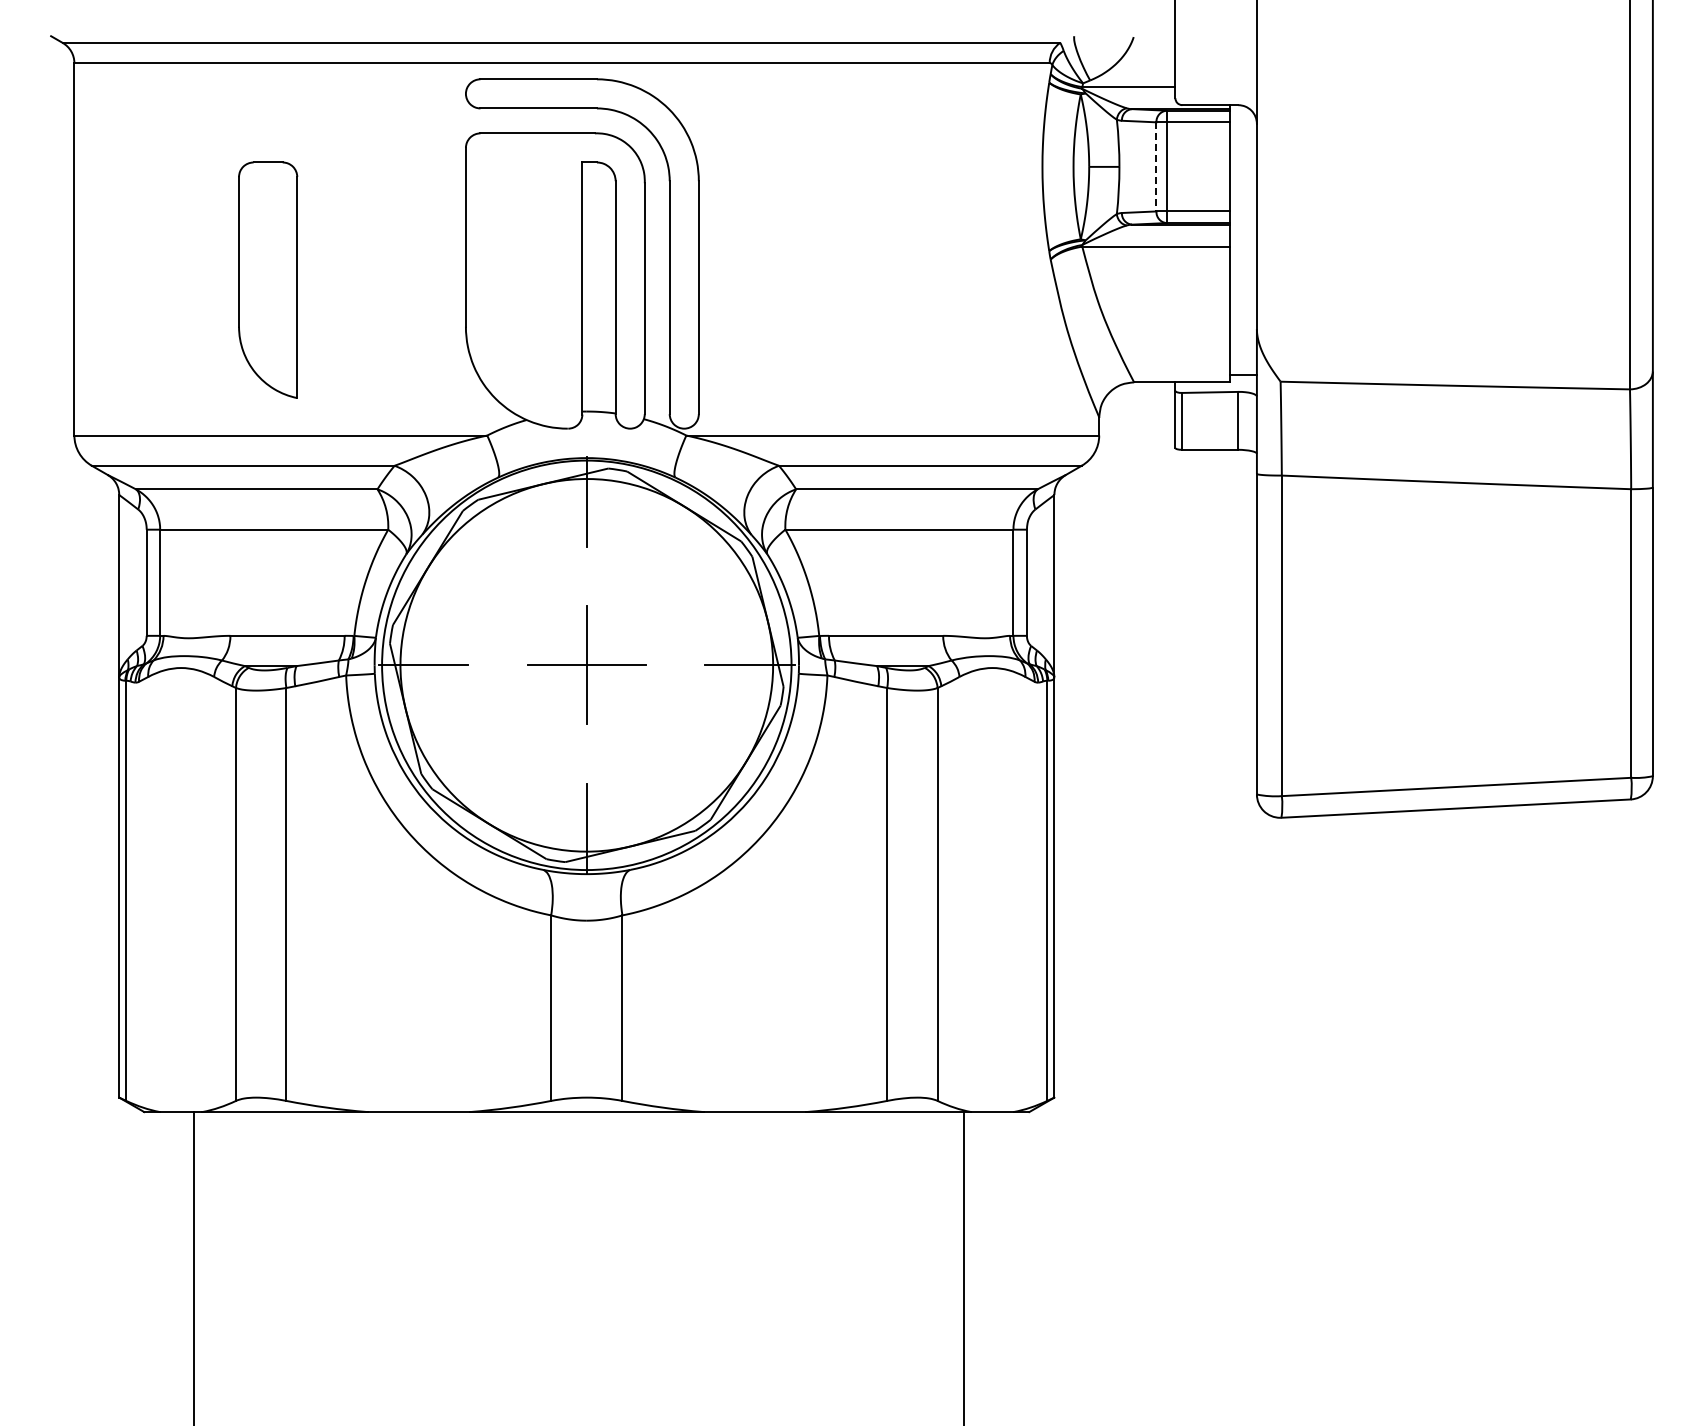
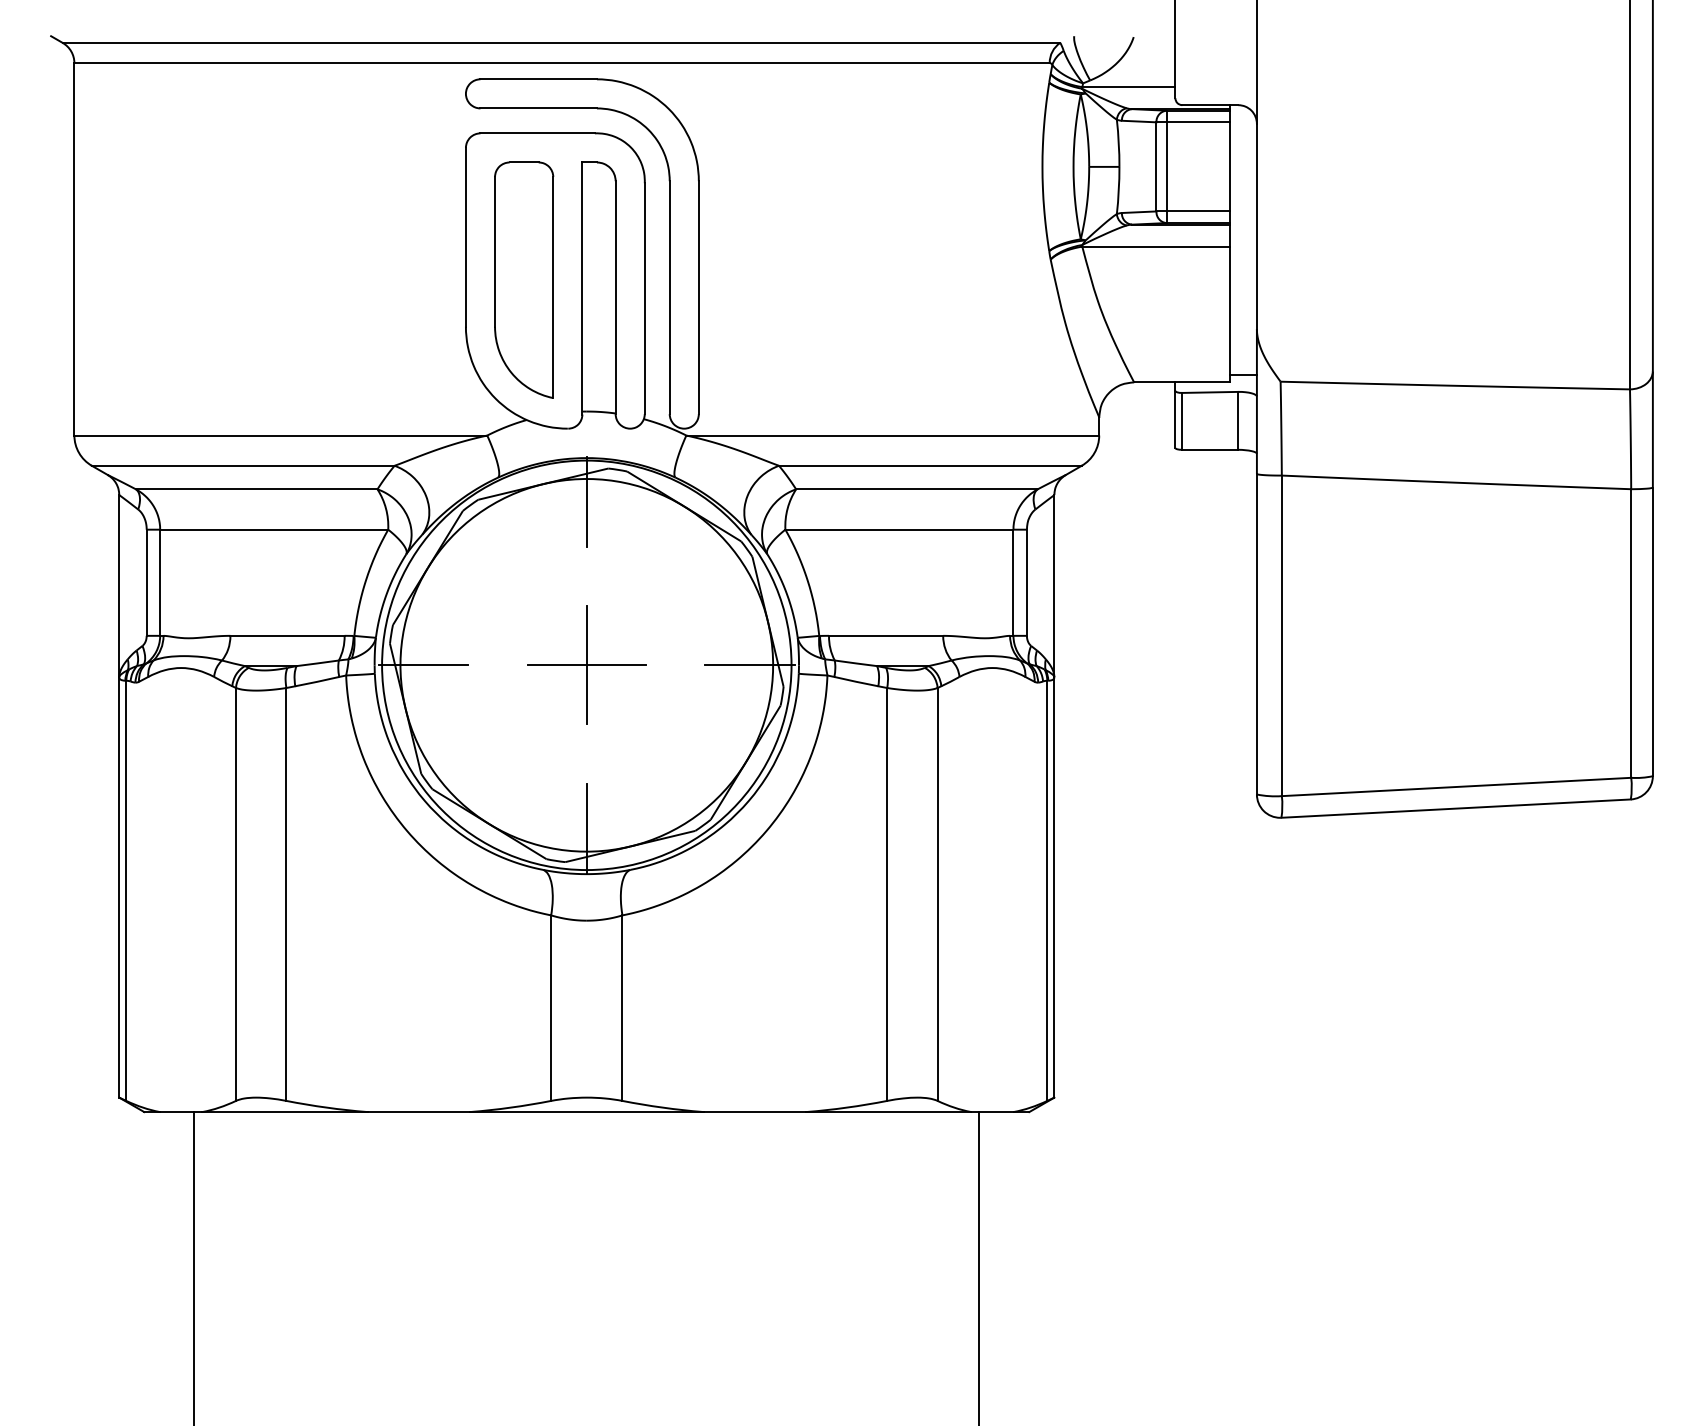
line: dashed -> solid (1156, 166)
part position: (268, 279) -> (524, 279) (524, 279)
line position: (964, 1267) -> (979, 1267) (979, 1267)
